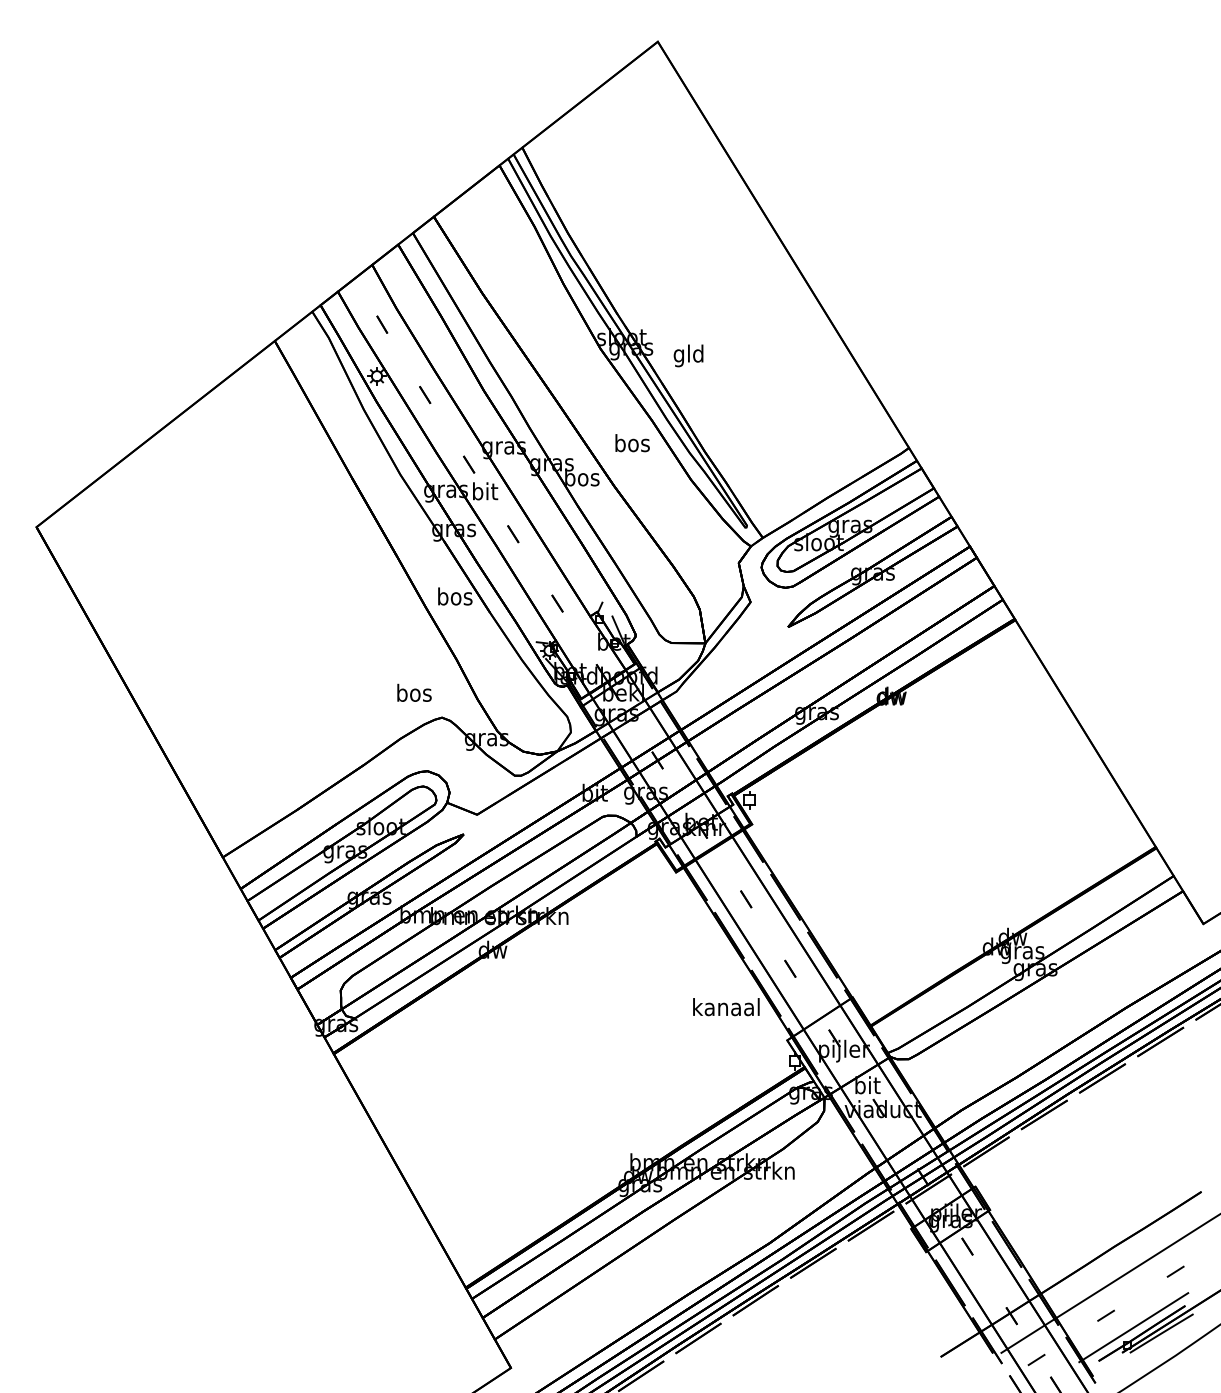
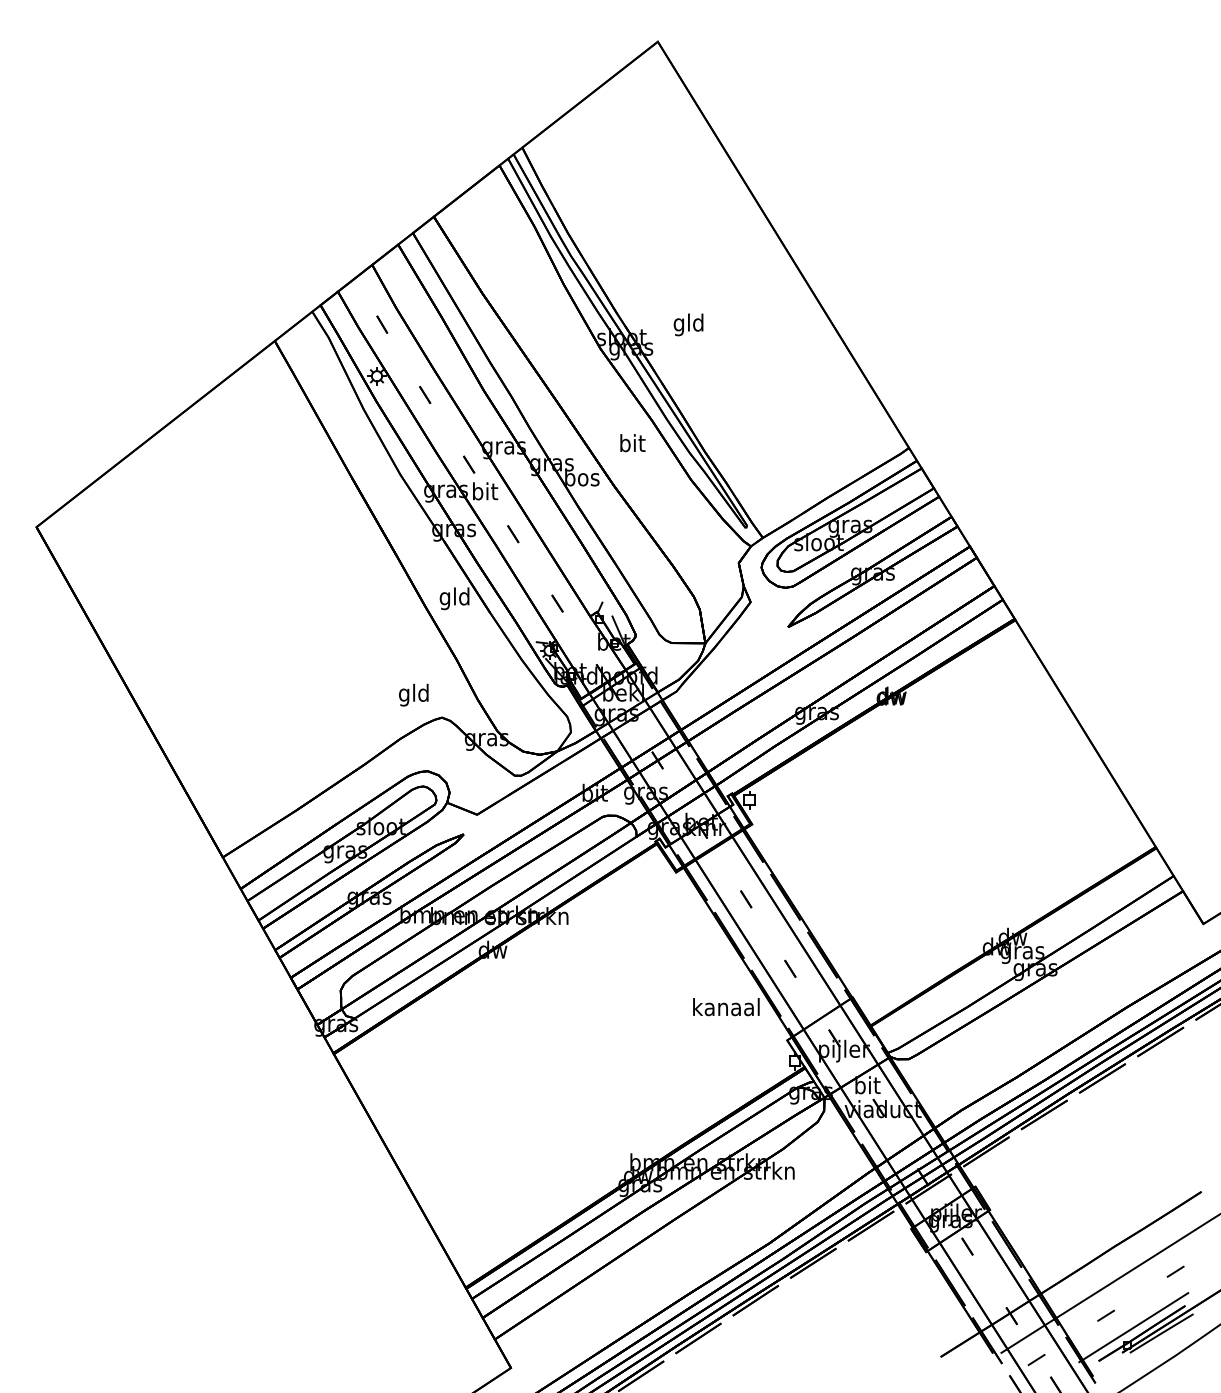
text position: (688, 355) -> (688, 324) (688, 324)
text: bos -> bit (632, 443)
text: bos -> gld (455, 598)
text: bos -> gld (414, 694)
